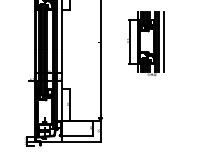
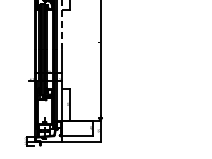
line: solid -> dashed (62, 24)
part: present -> none (145, 43)
